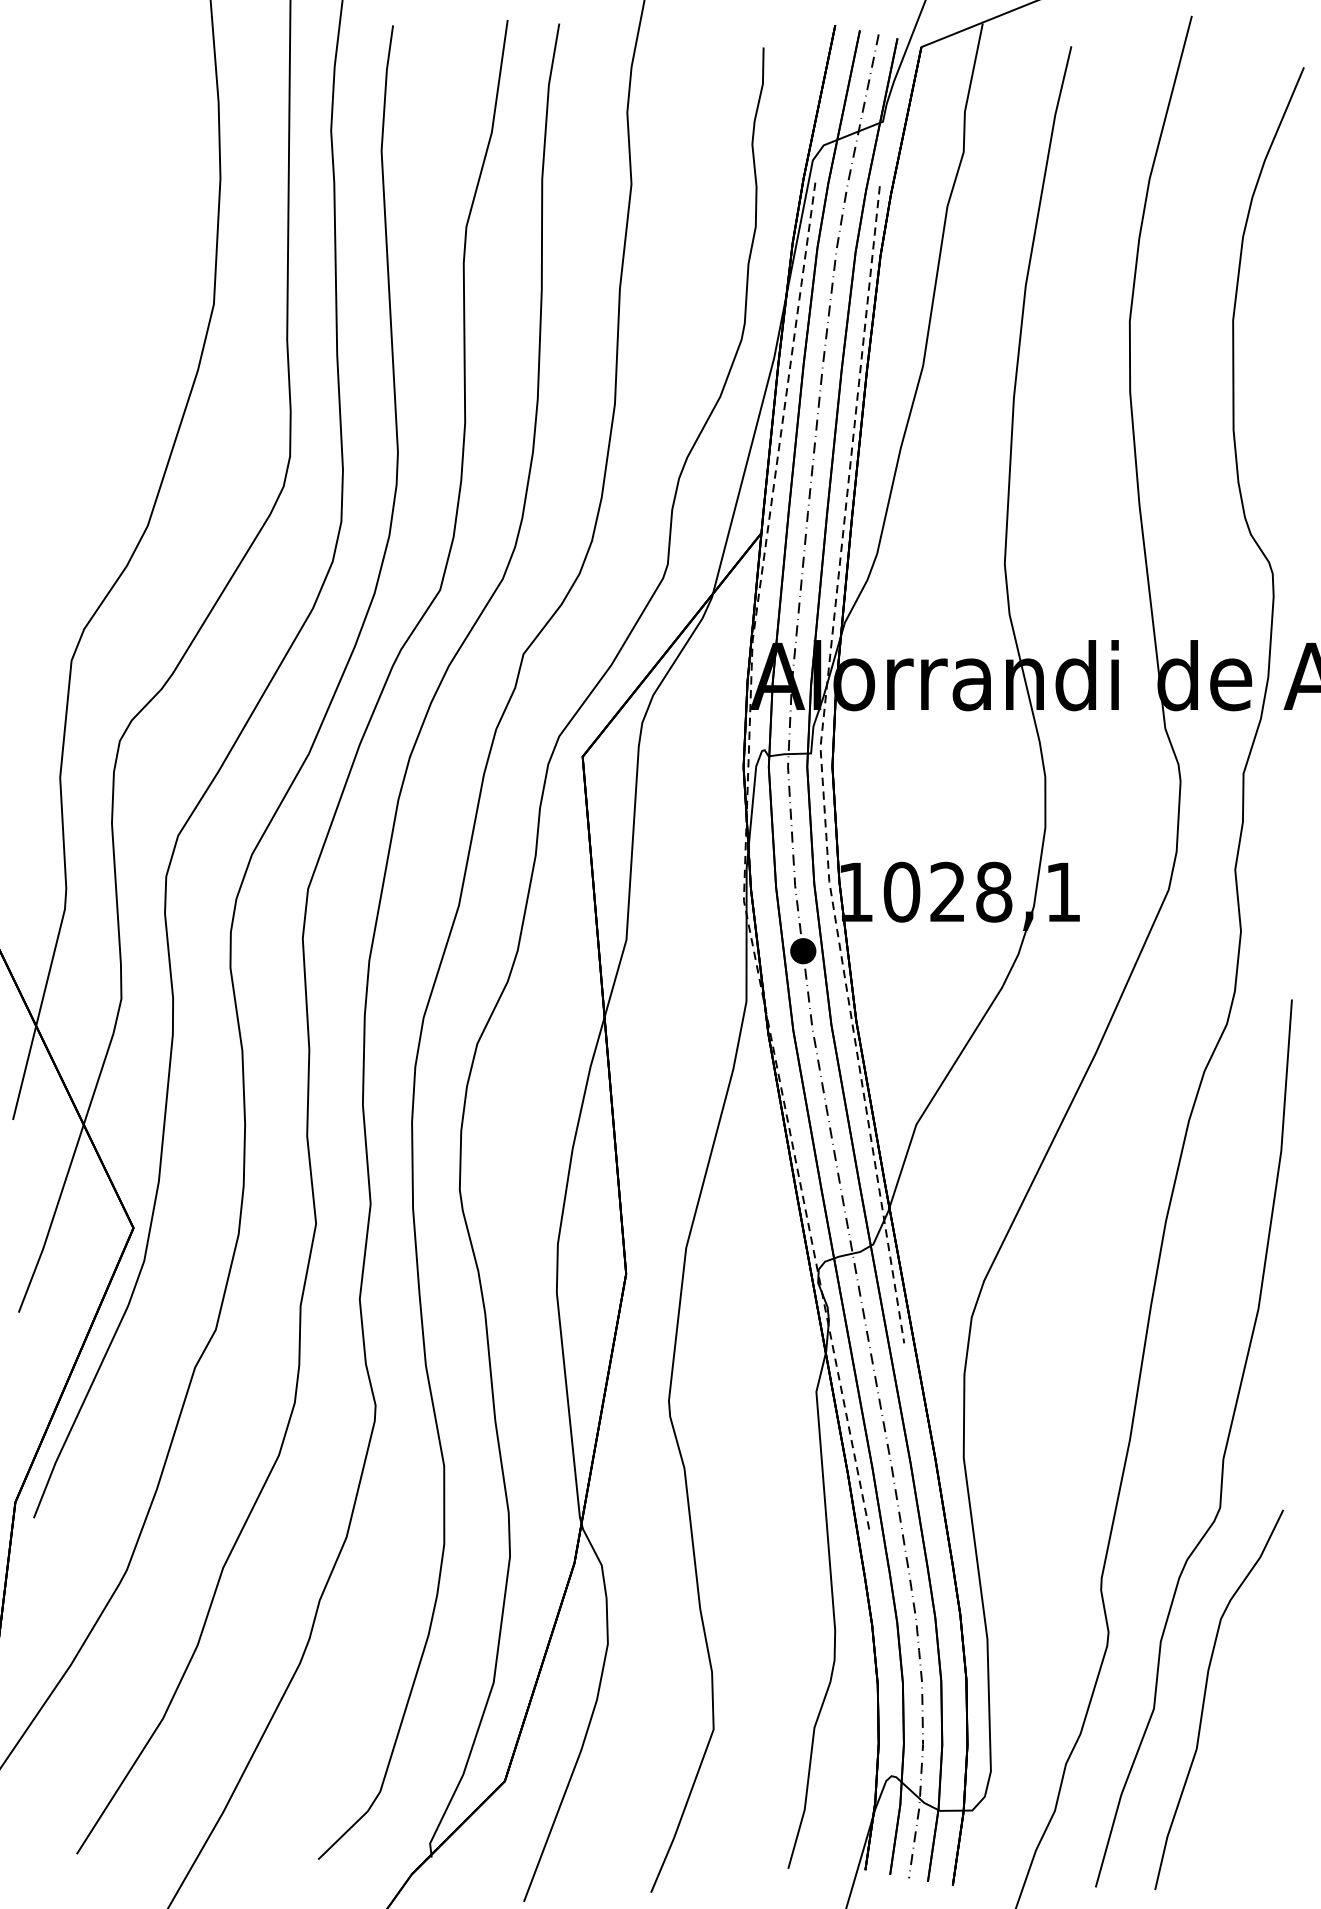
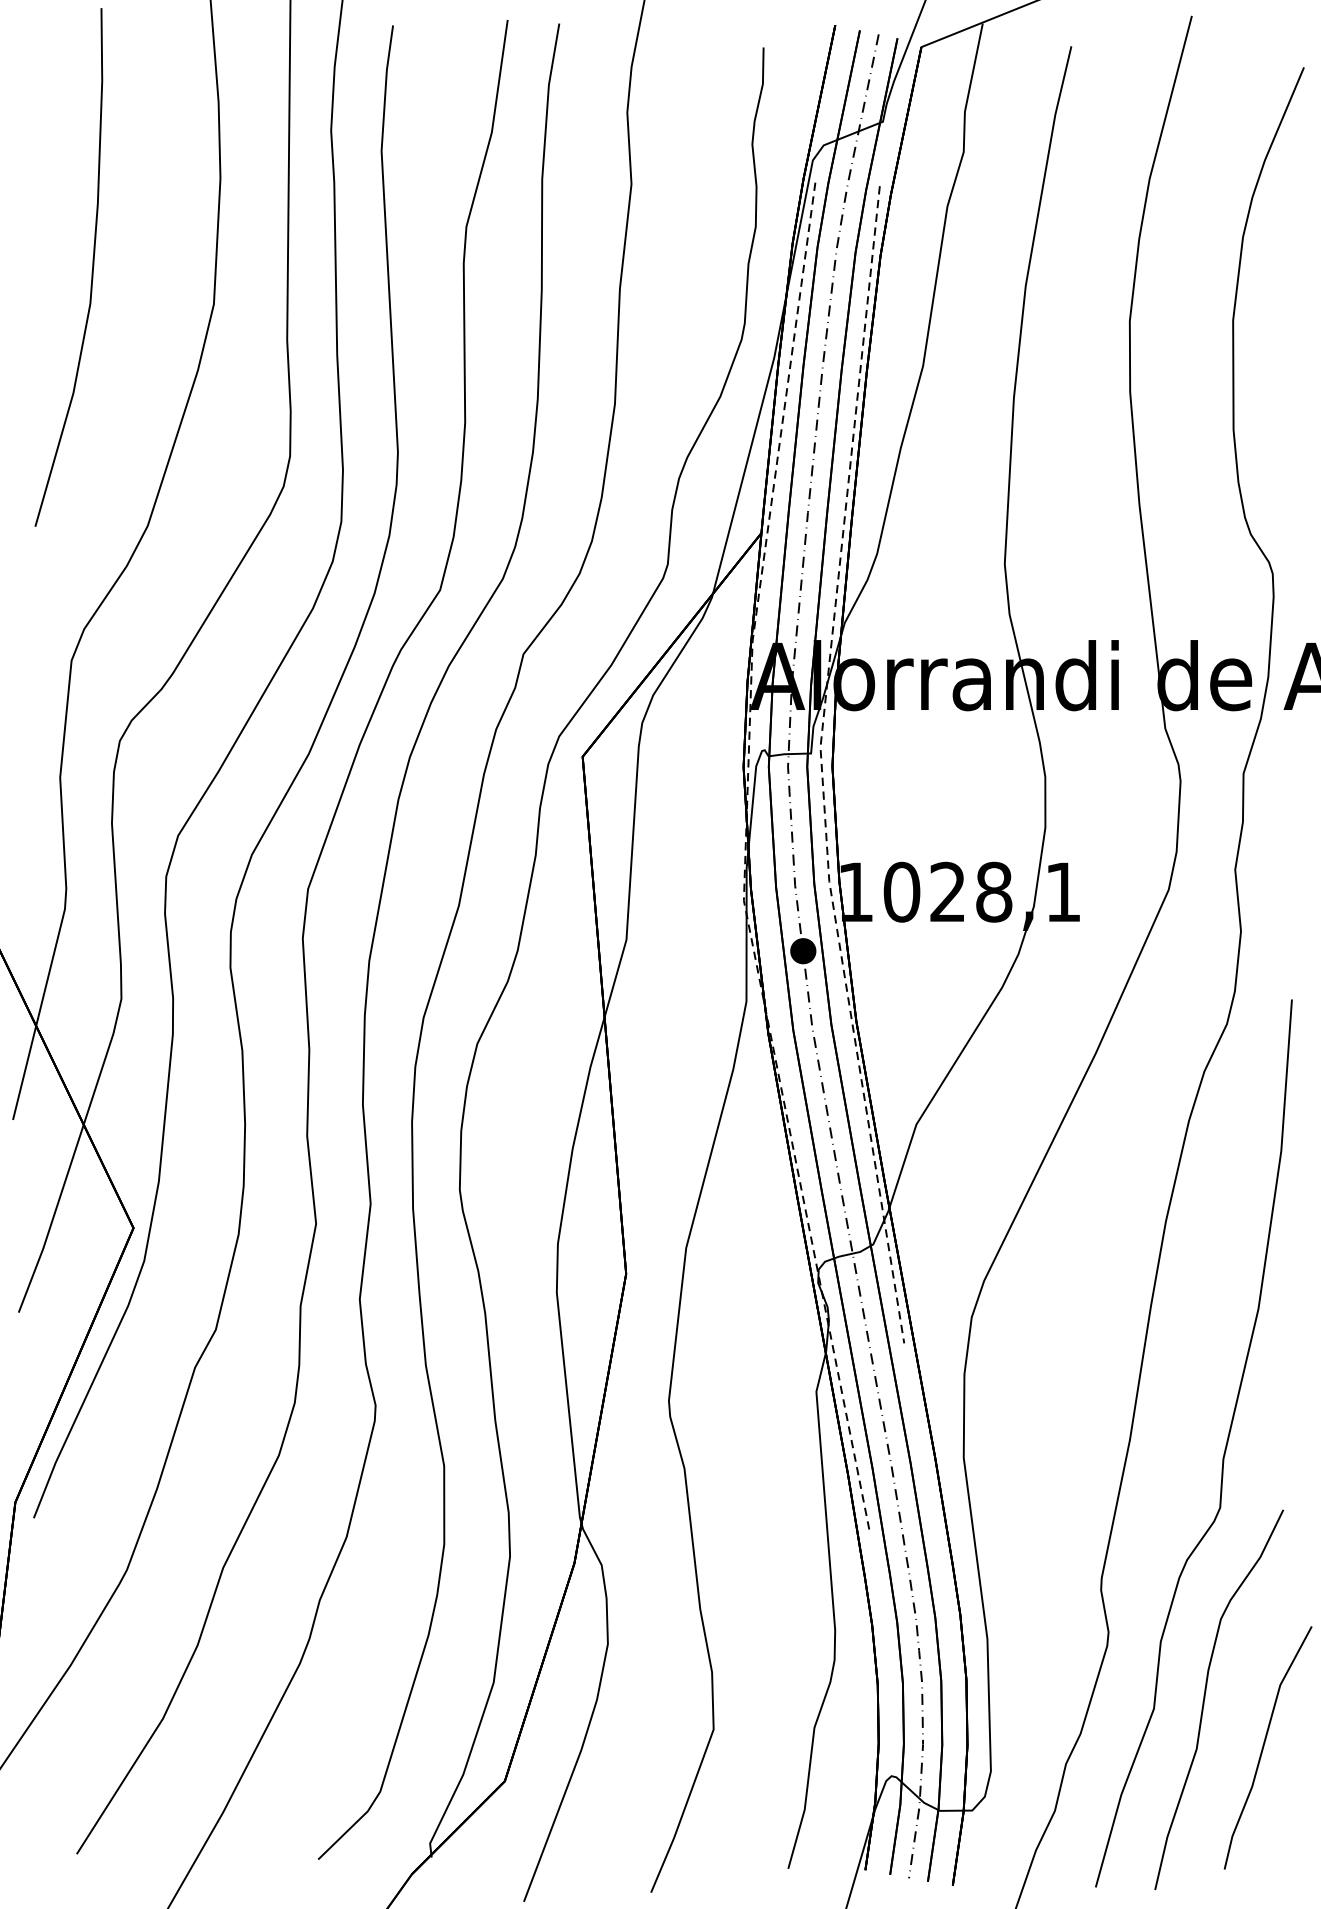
curve: none -> present (91, 271)
line: none -> present (1264, 1746)
